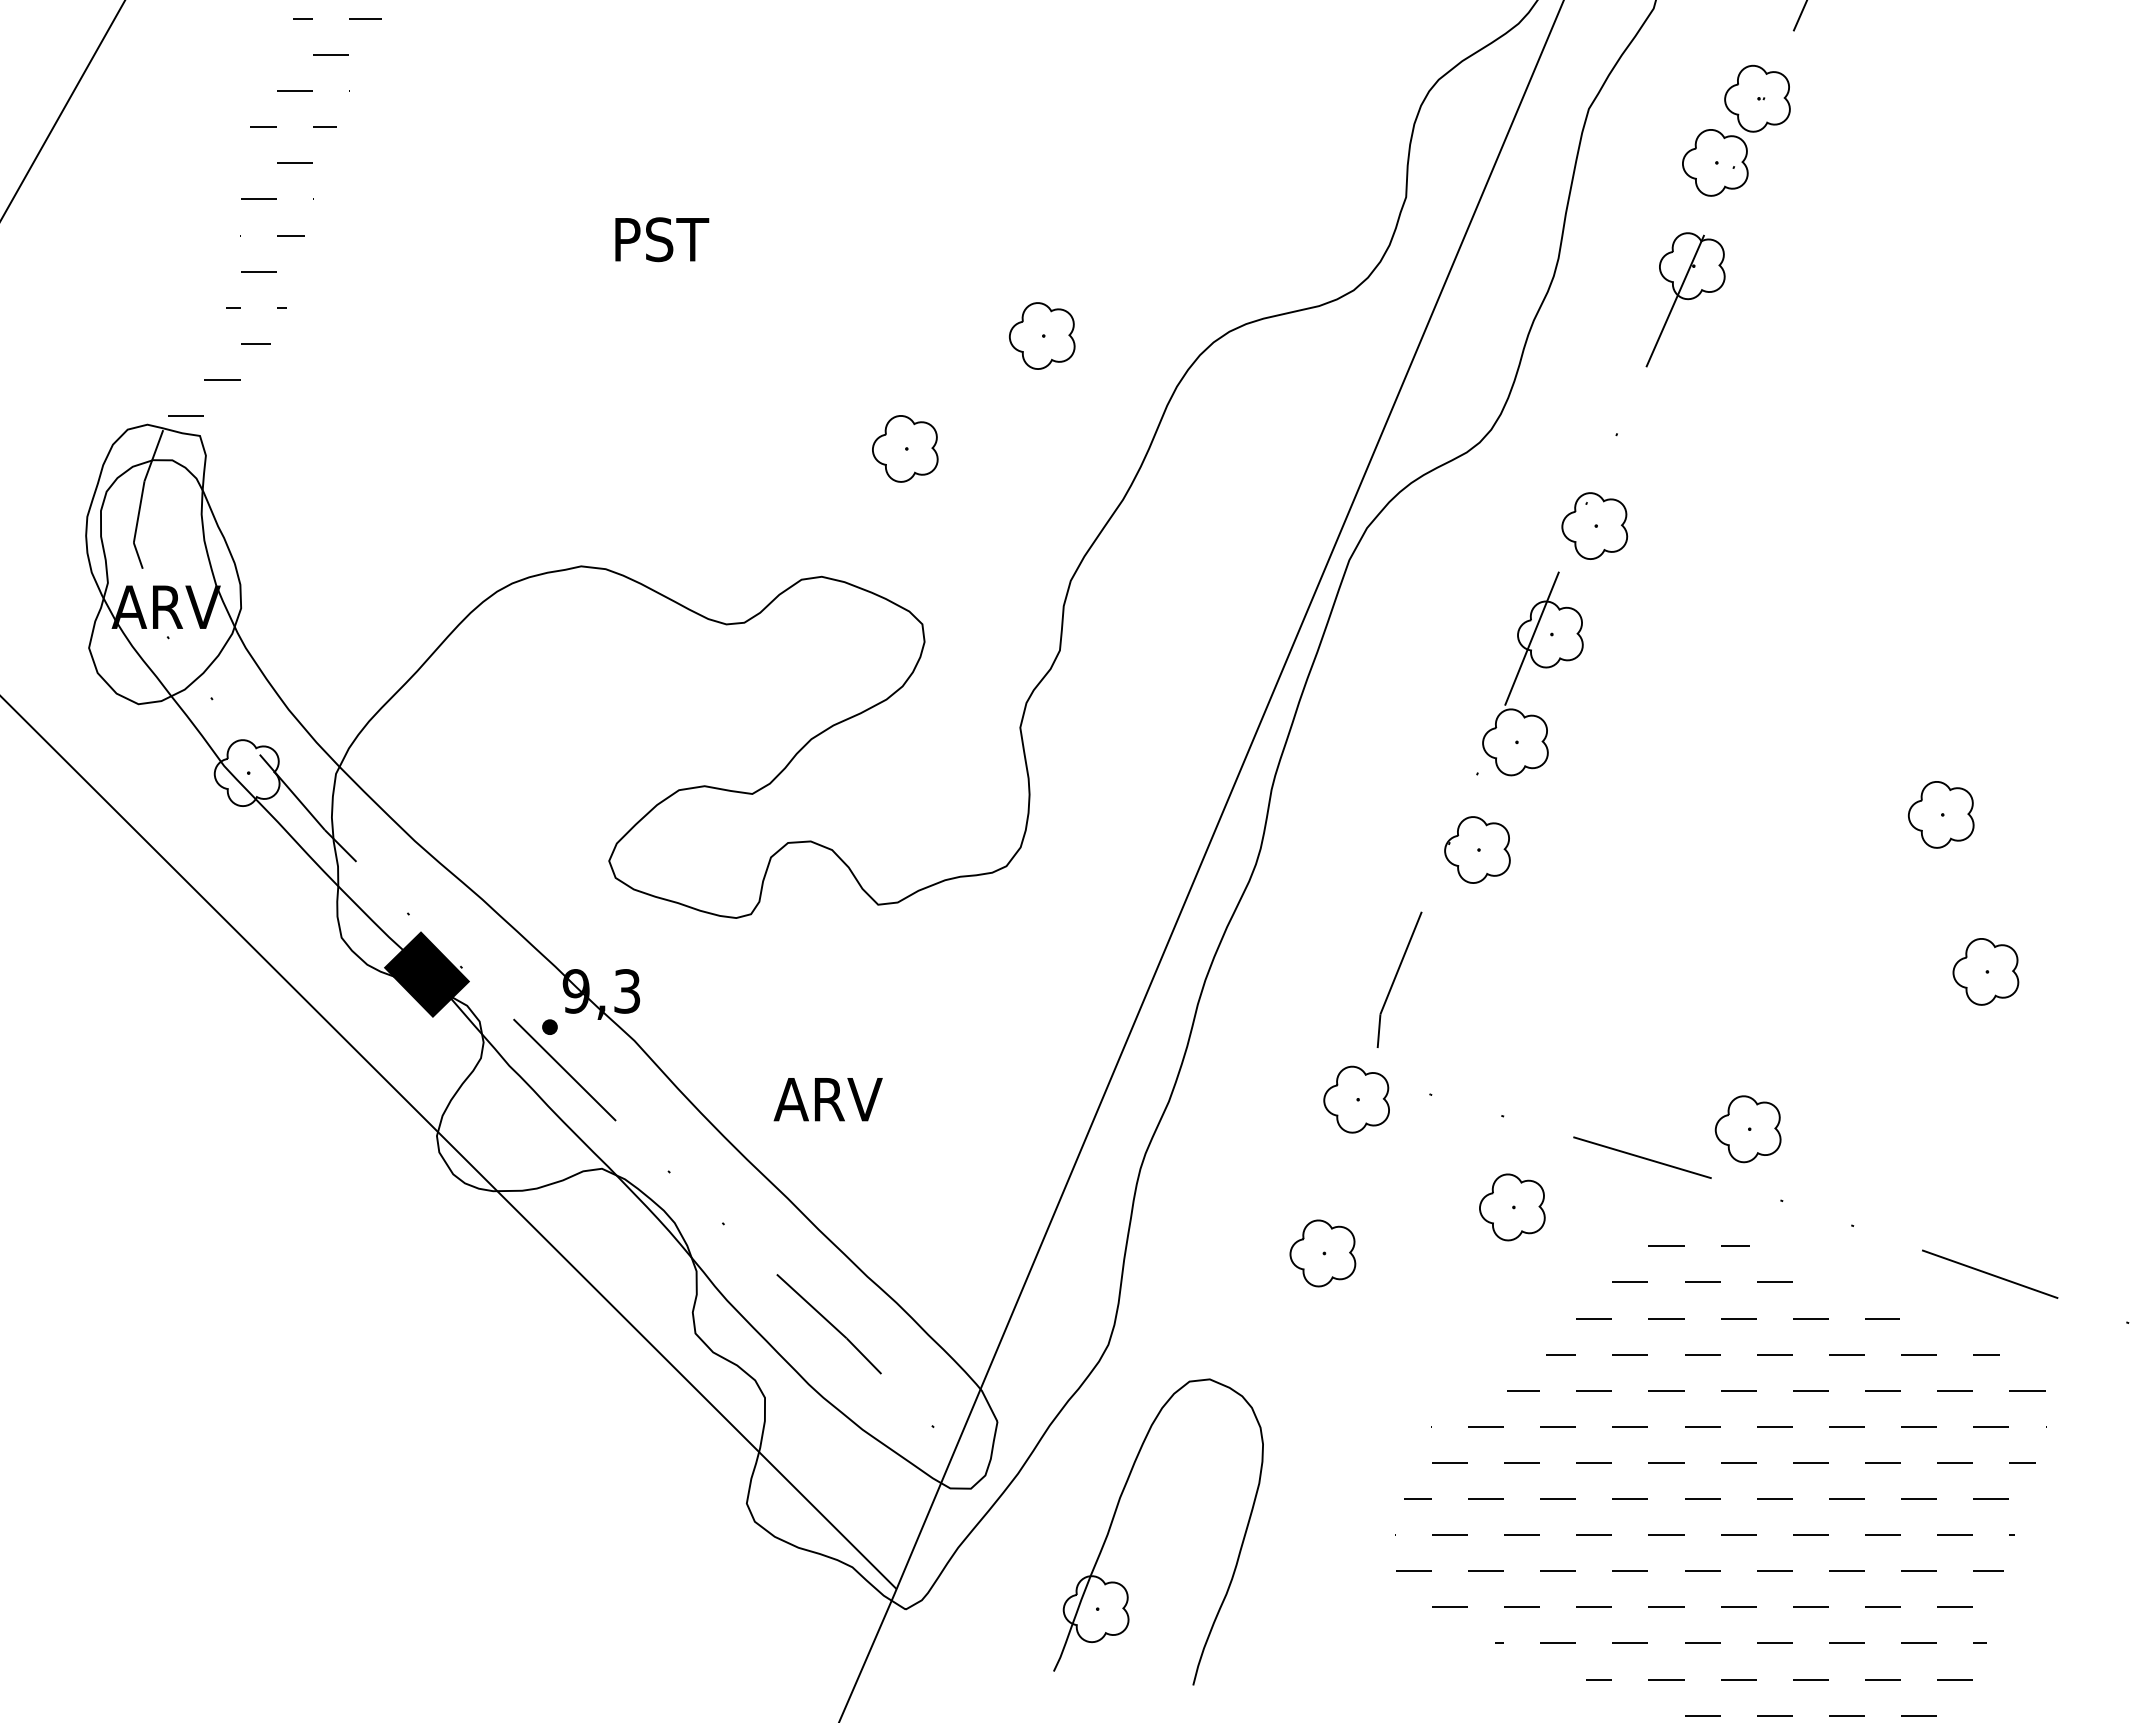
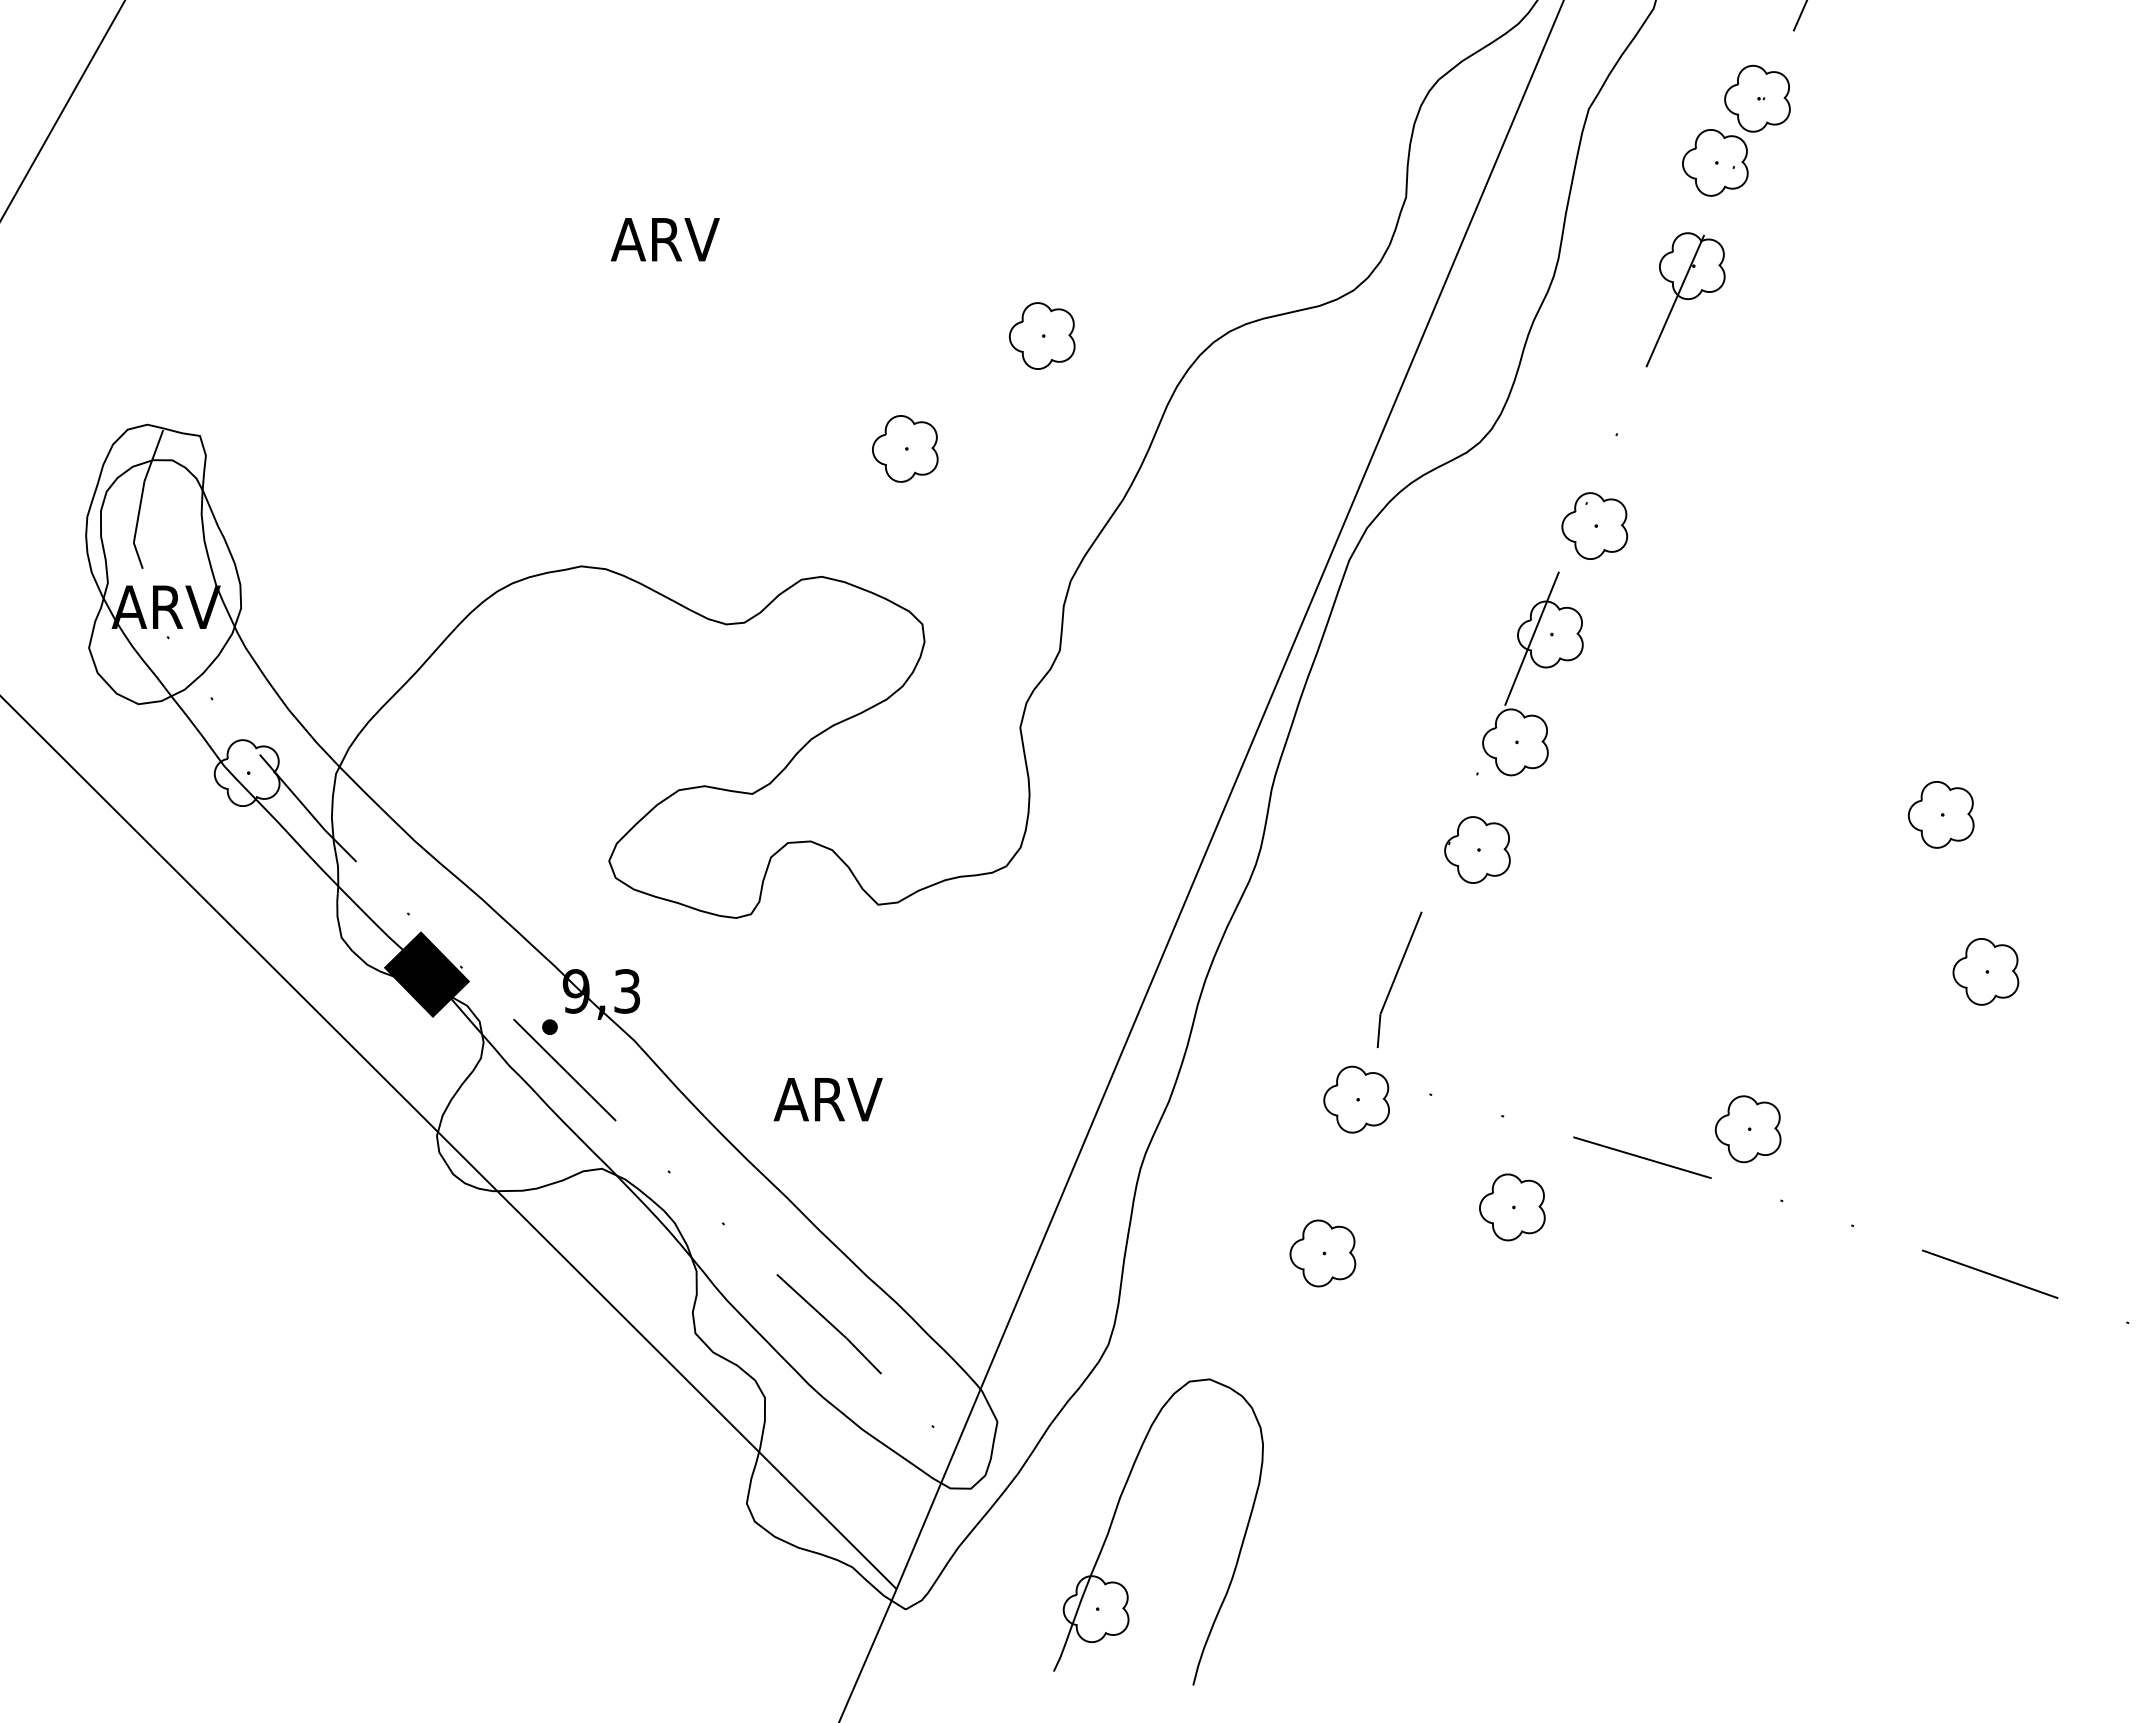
hatch: present -> none (275, 217)
text: PST -> ARV (664, 239)
hatch: present -> none (1720, 1480)
